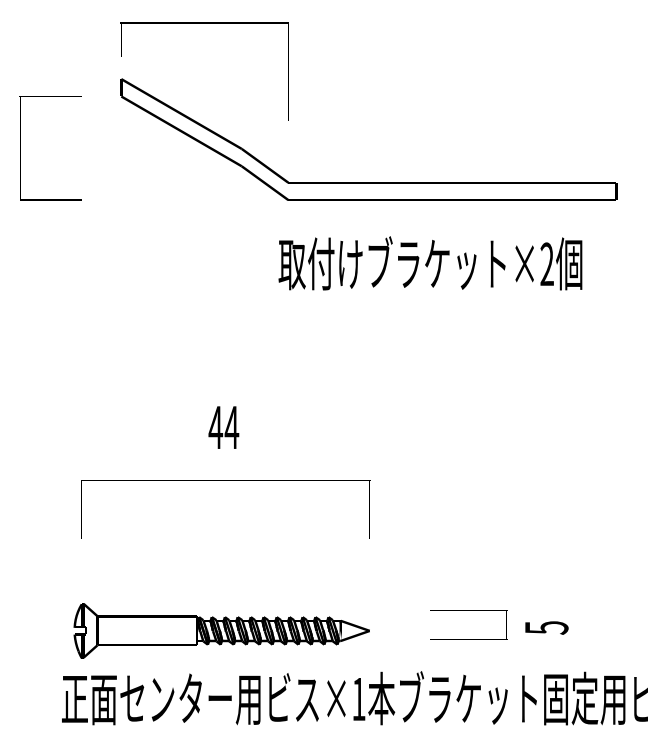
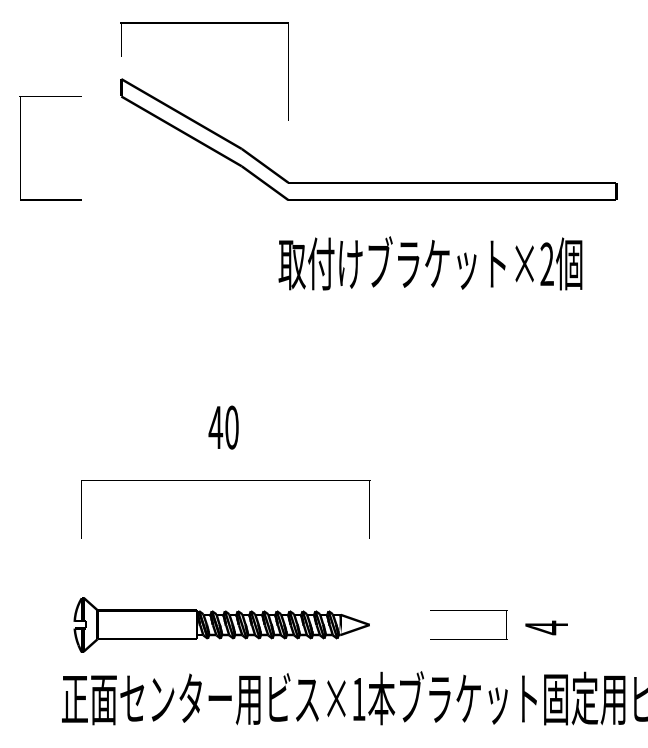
text: 44 -> 40 (231, 427)
text: 5 -> 4 (546, 627)
part position: (221, 630) -> (221, 624) (221, 624)
